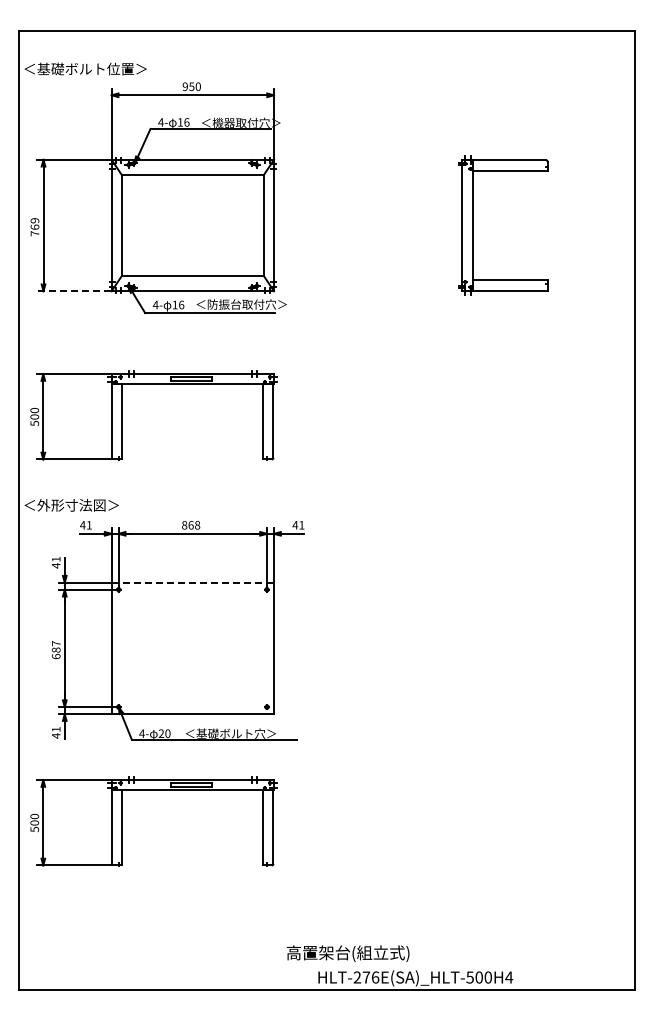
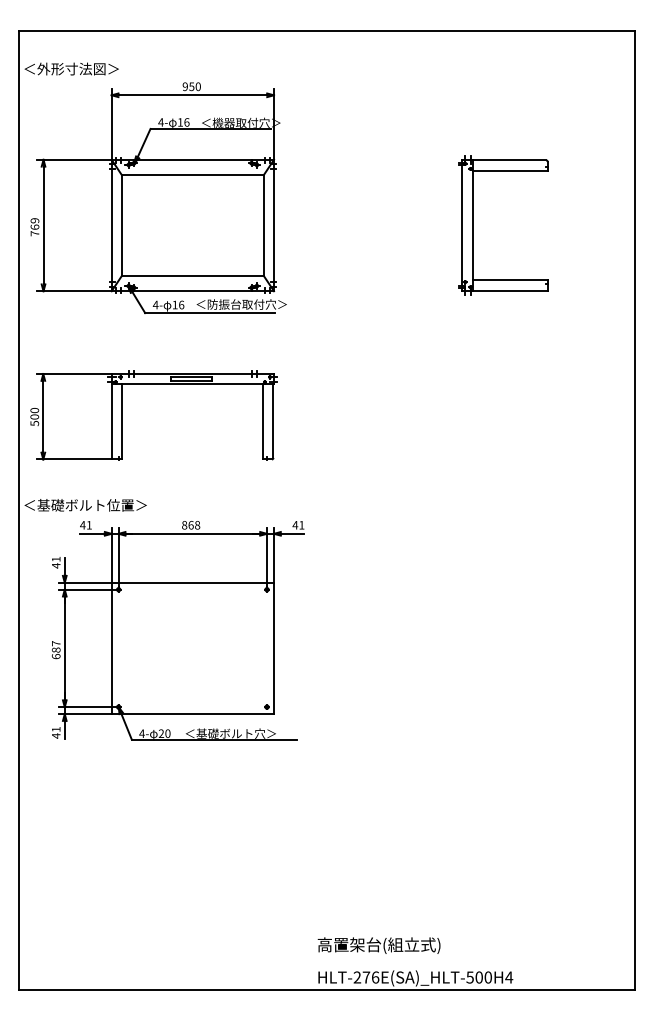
text: ＜基礎ボルト位置＞ -> ＜外形寸法図＞ (91, 68)
line: dashed -> solid (74, 291)
text: ＜外形寸法図＞ -> ＜基礎ボルト位置＞ (91, 505)
line: dashed -> solid (193, 582)
part: present -> none (153, 790)
text position: (347, 953) -> (378, 945) (378, 945)
